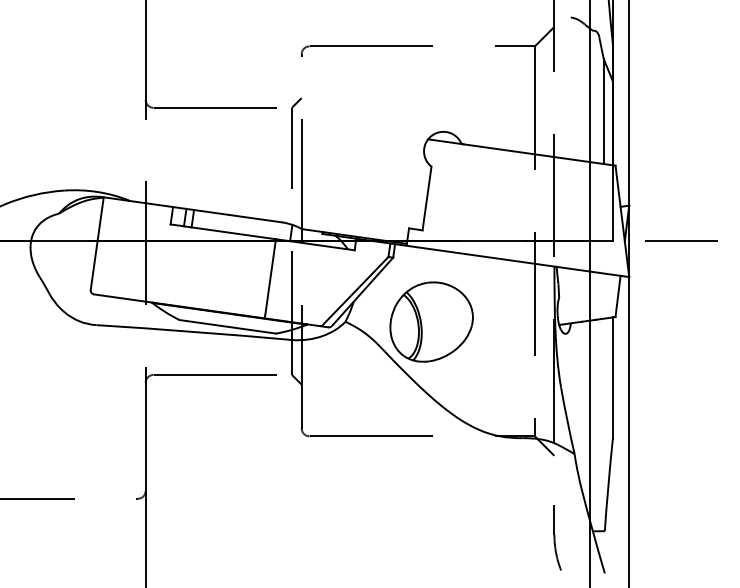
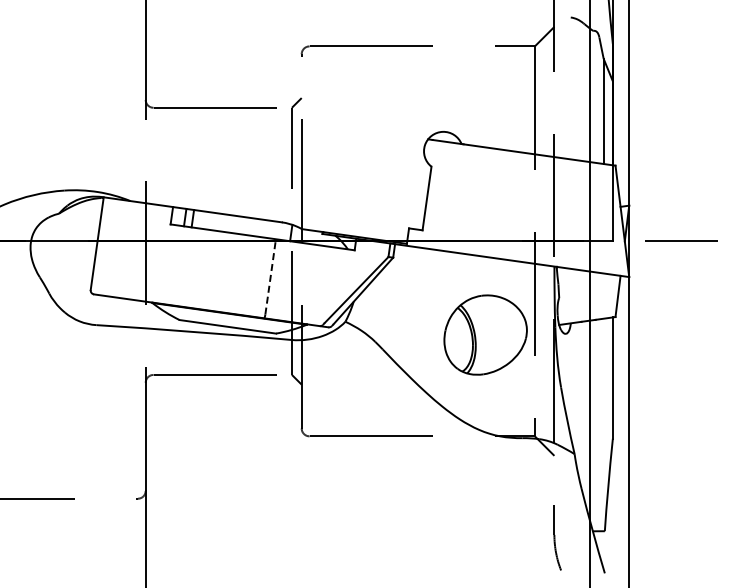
line: solid -> dashed (270, 276)
part position: (431, 321) -> (485, 334) (485, 334)
